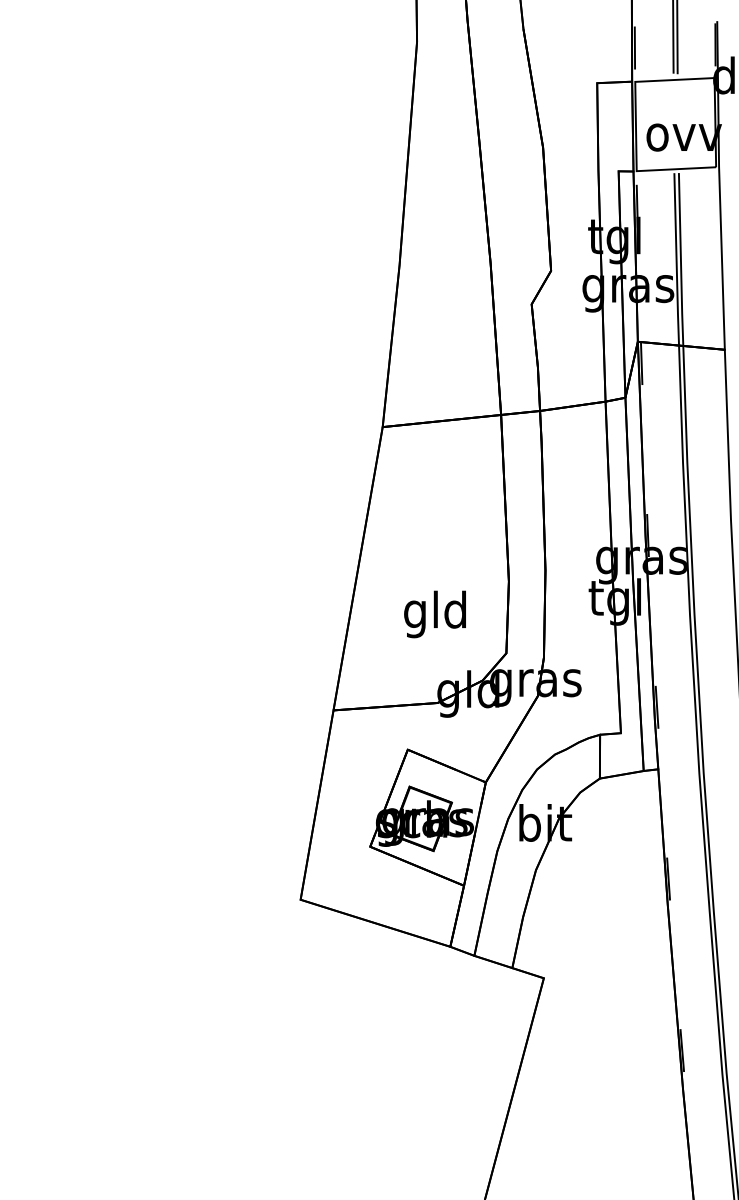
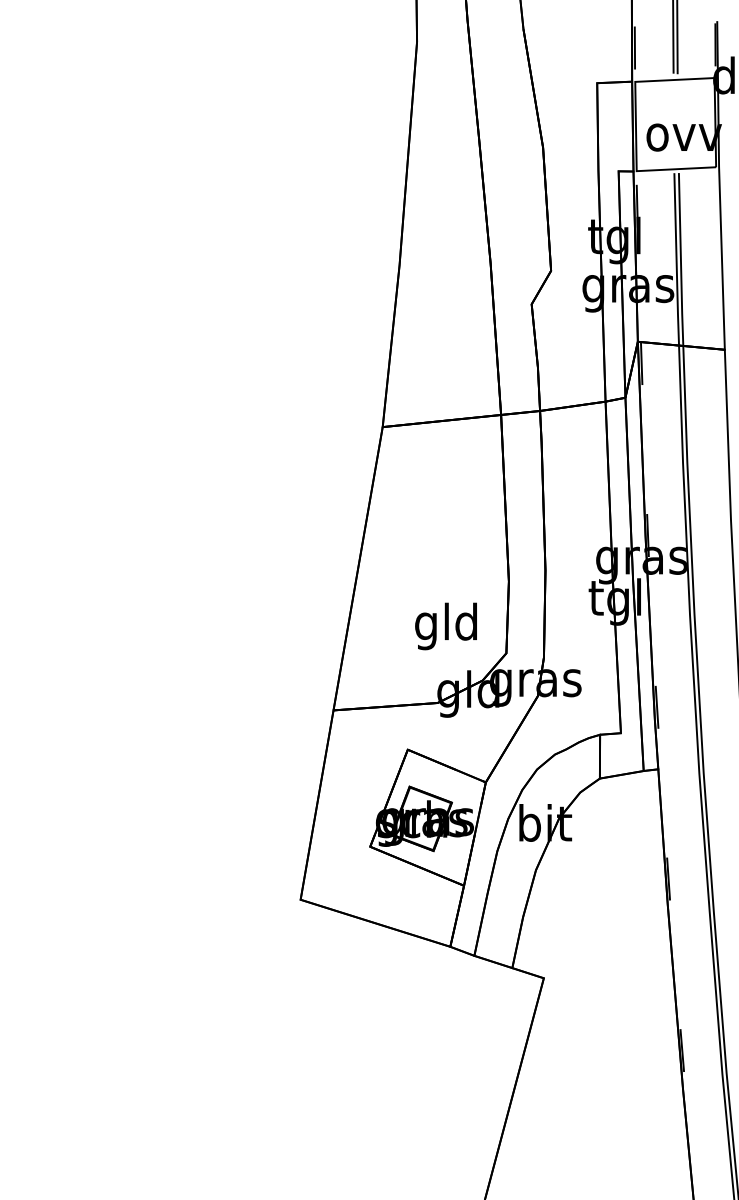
text position: (434, 614) -> (445, 626) (445, 626)
